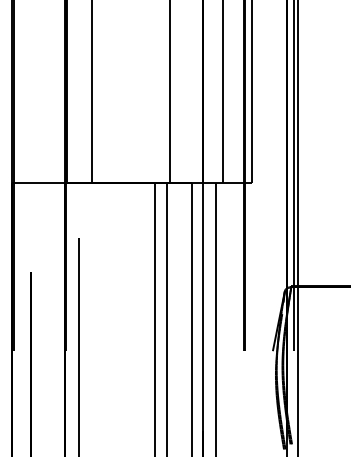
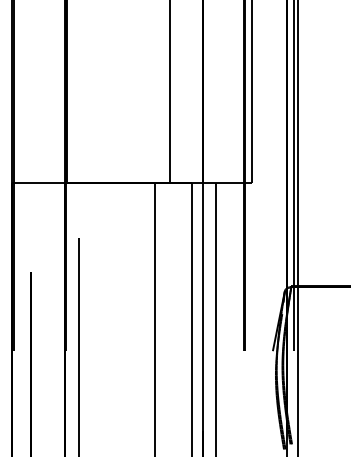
line: present -> none (92, 92)
line: present -> none (222, 92)
line: present -> none (166, 318)
